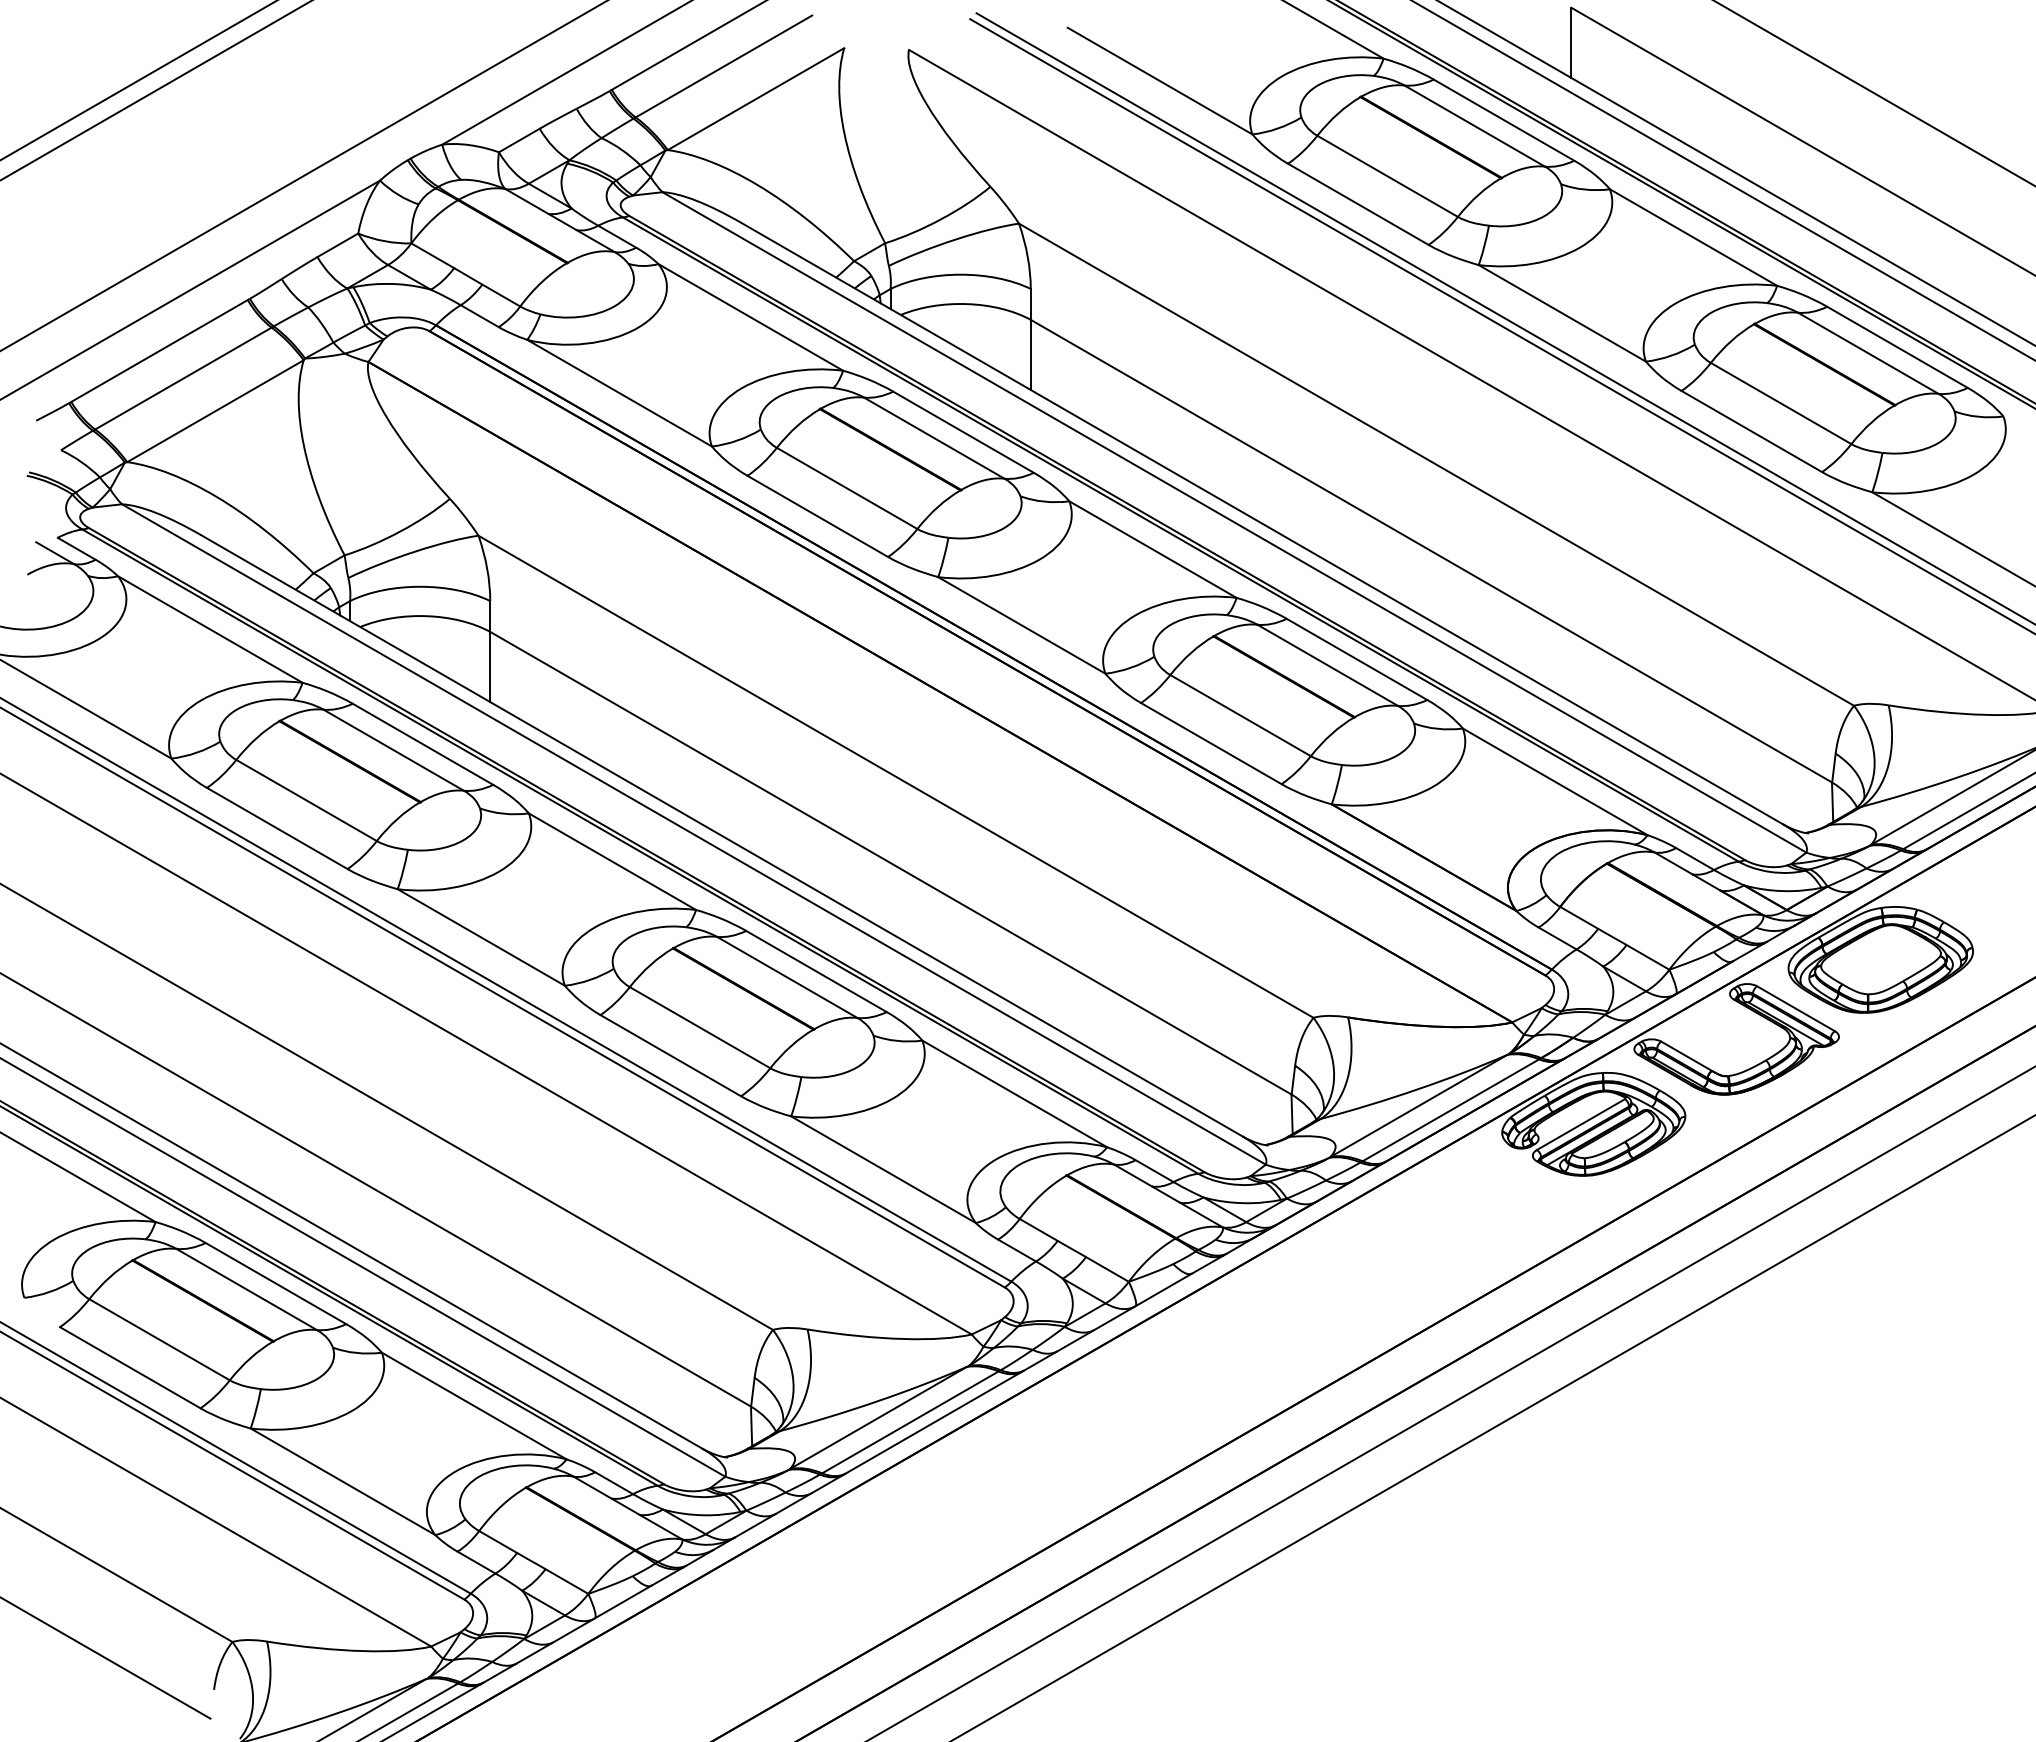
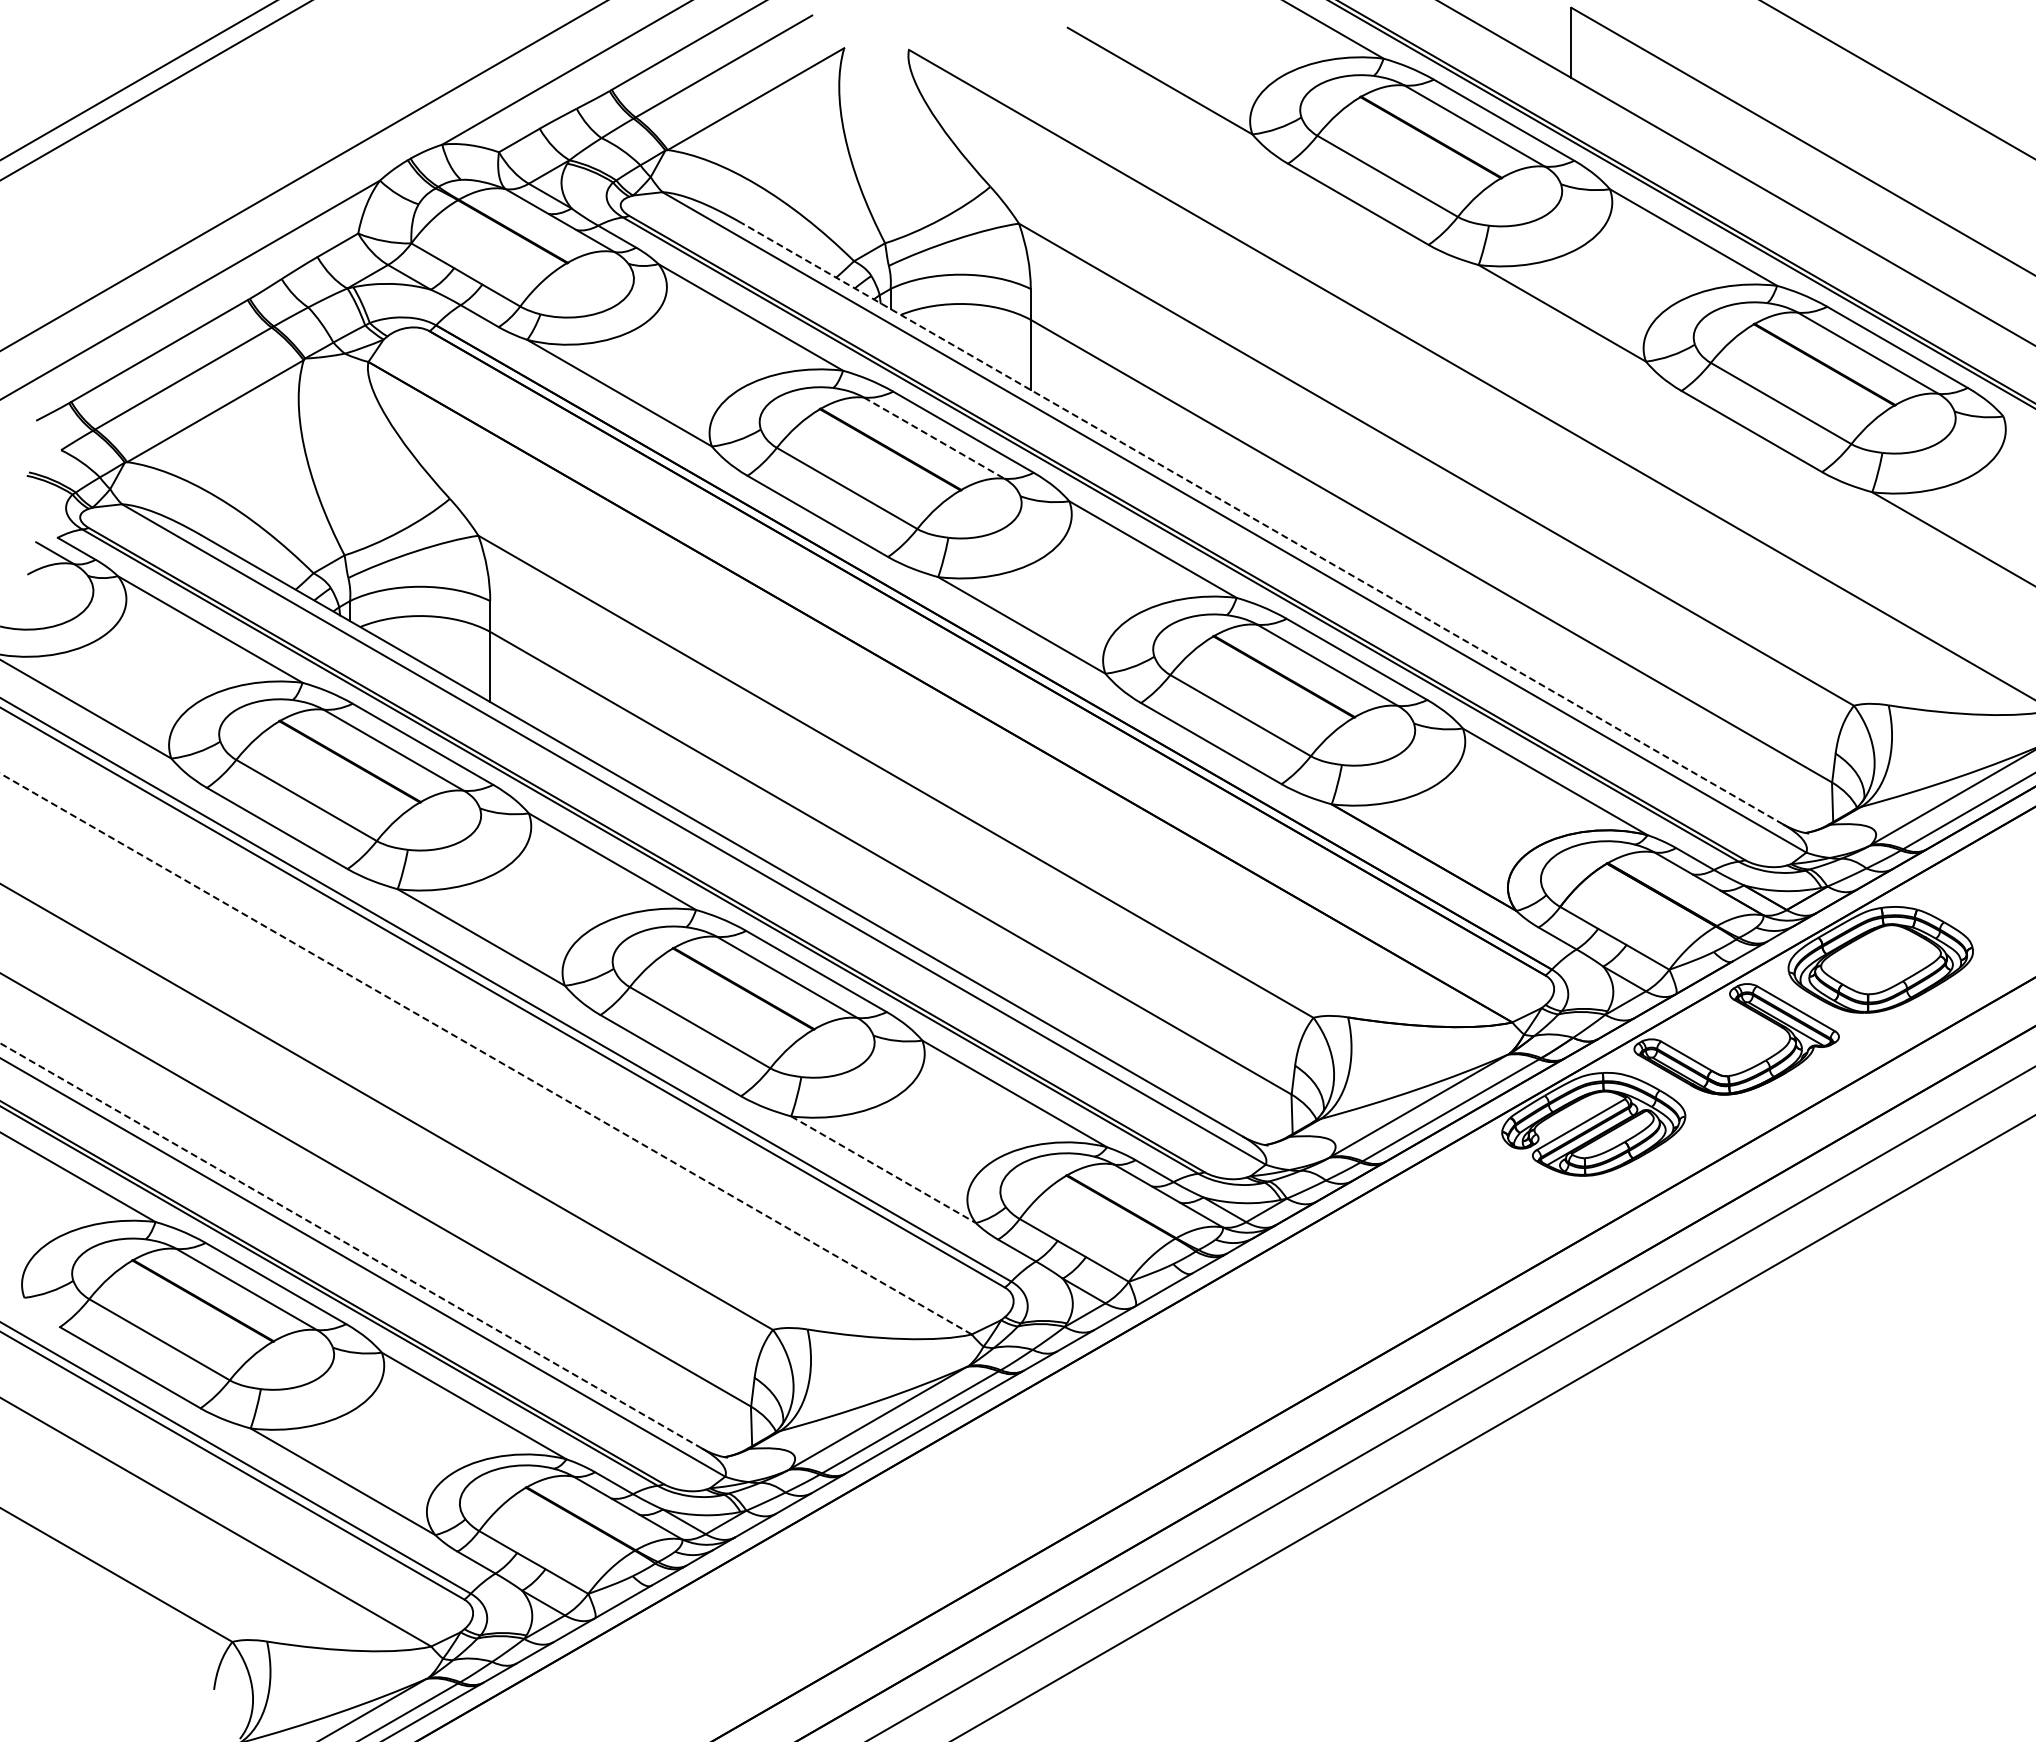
line position: (1874, 93) -> (1897, 79) (1897, 79)
line: present -> none (1723, 180)
line: present -> none (1504, 318)
line: present -> none (1501, 325)
line: solid -> dashed (934, 438)
line: solid -> dashed (1262, 523)
line: solid -> dashed (486, 1054)
line: solid -> dashed (883, 1169)
line: solid -> dashed (350, 1245)
line: present -> none (106, 1658)
